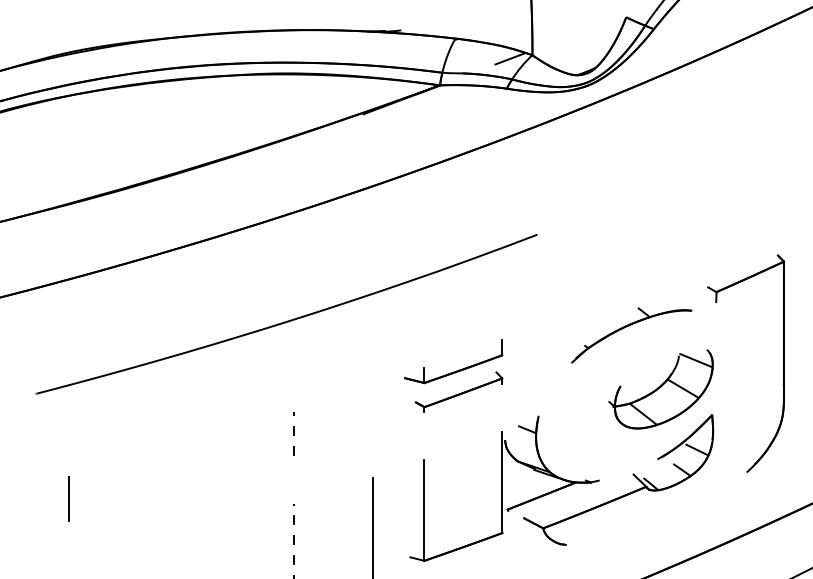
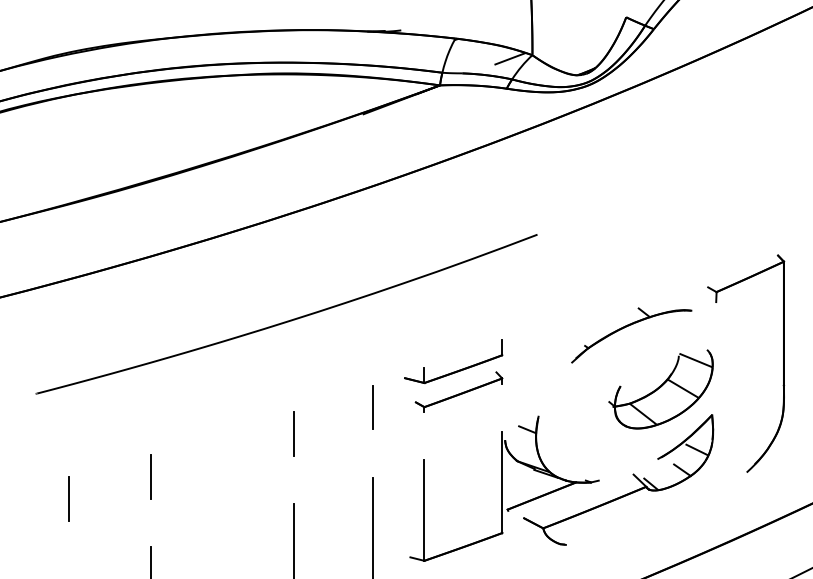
line: none -> present (373, 407)
line: dashed -> solid (293, 433)
line: none -> present (151, 476)
line: dashed -> solid (293, 541)
line: none -> present (151, 561)
